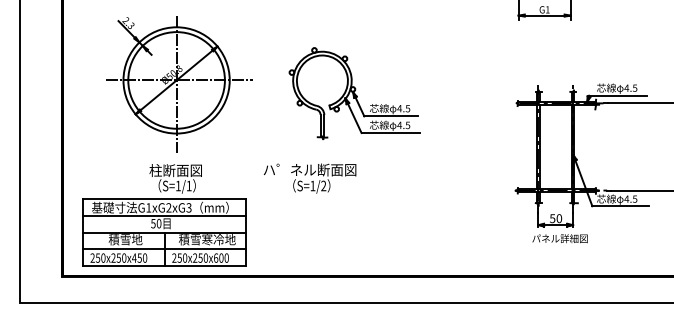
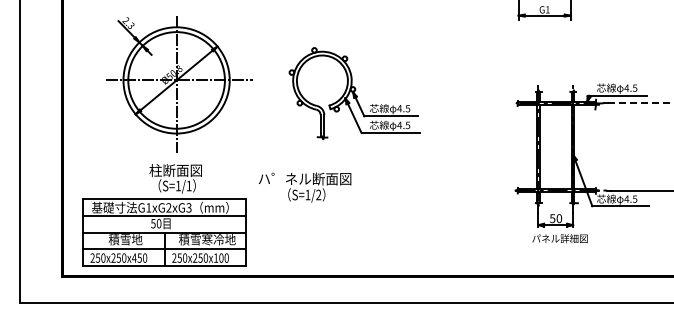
line: solid -> dashed (640, 103)
text position: (309, 178) -> (304, 187) (304, 187)
text: 250x250x600 -> 250x250x100 (216, 257)
